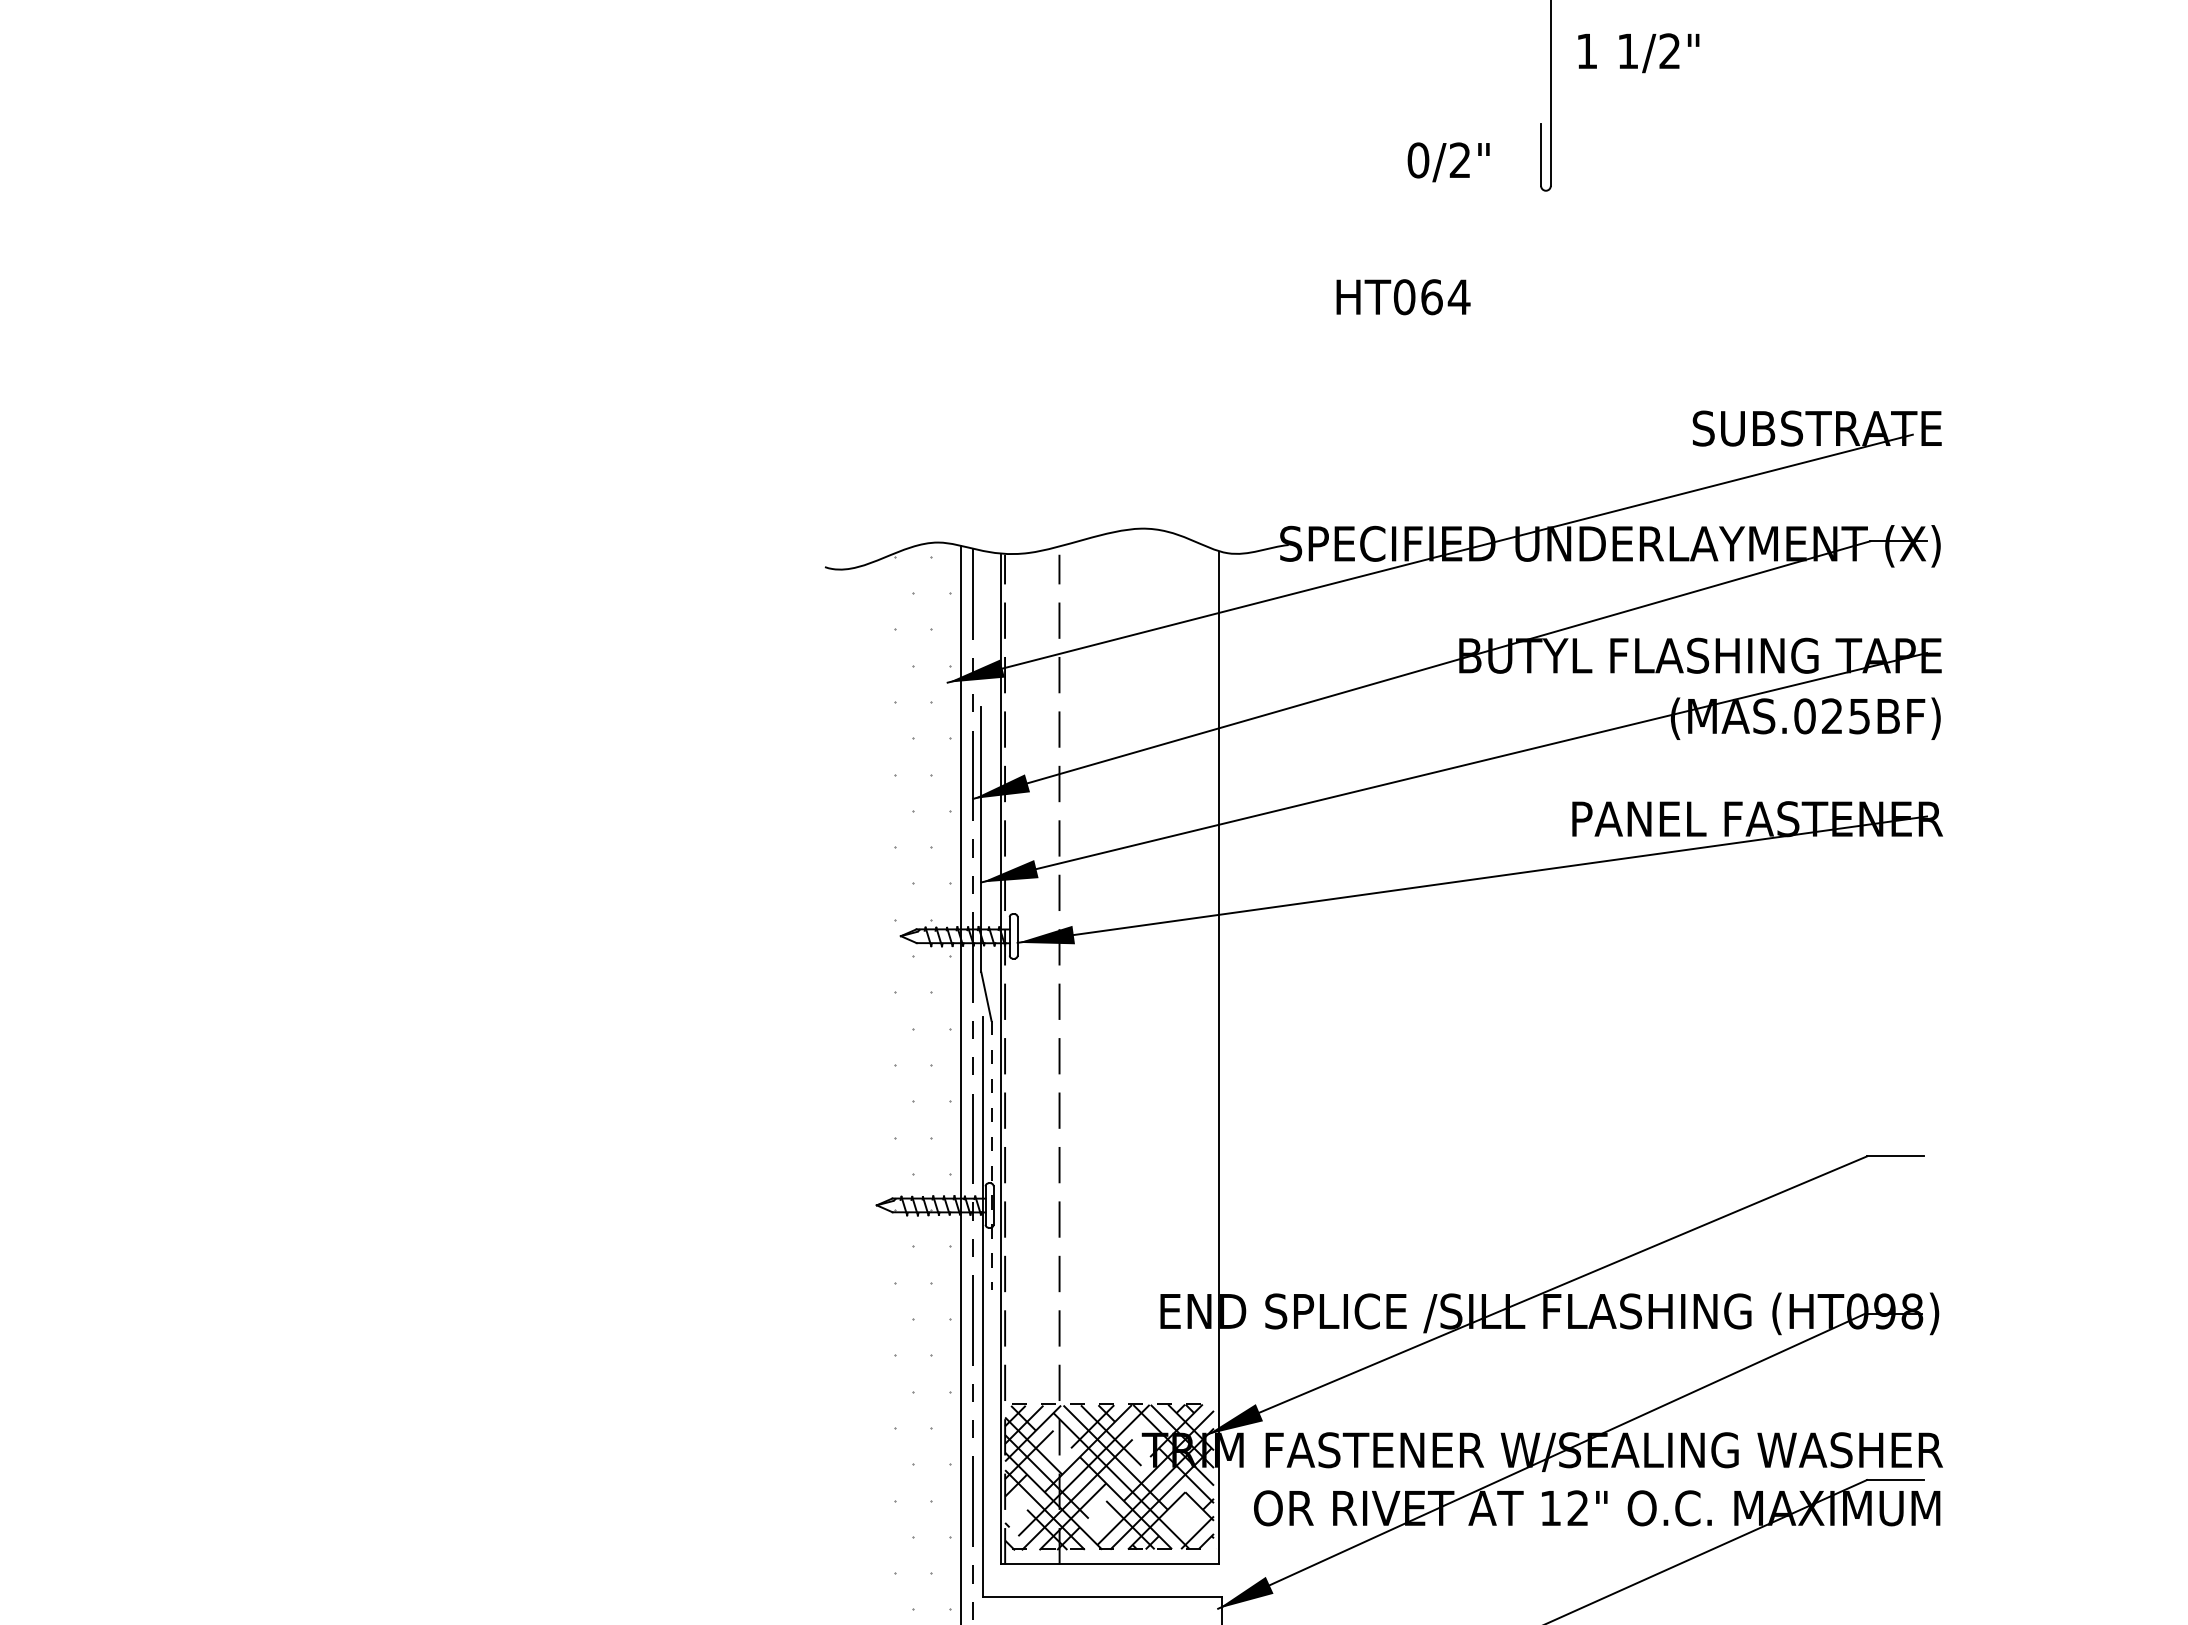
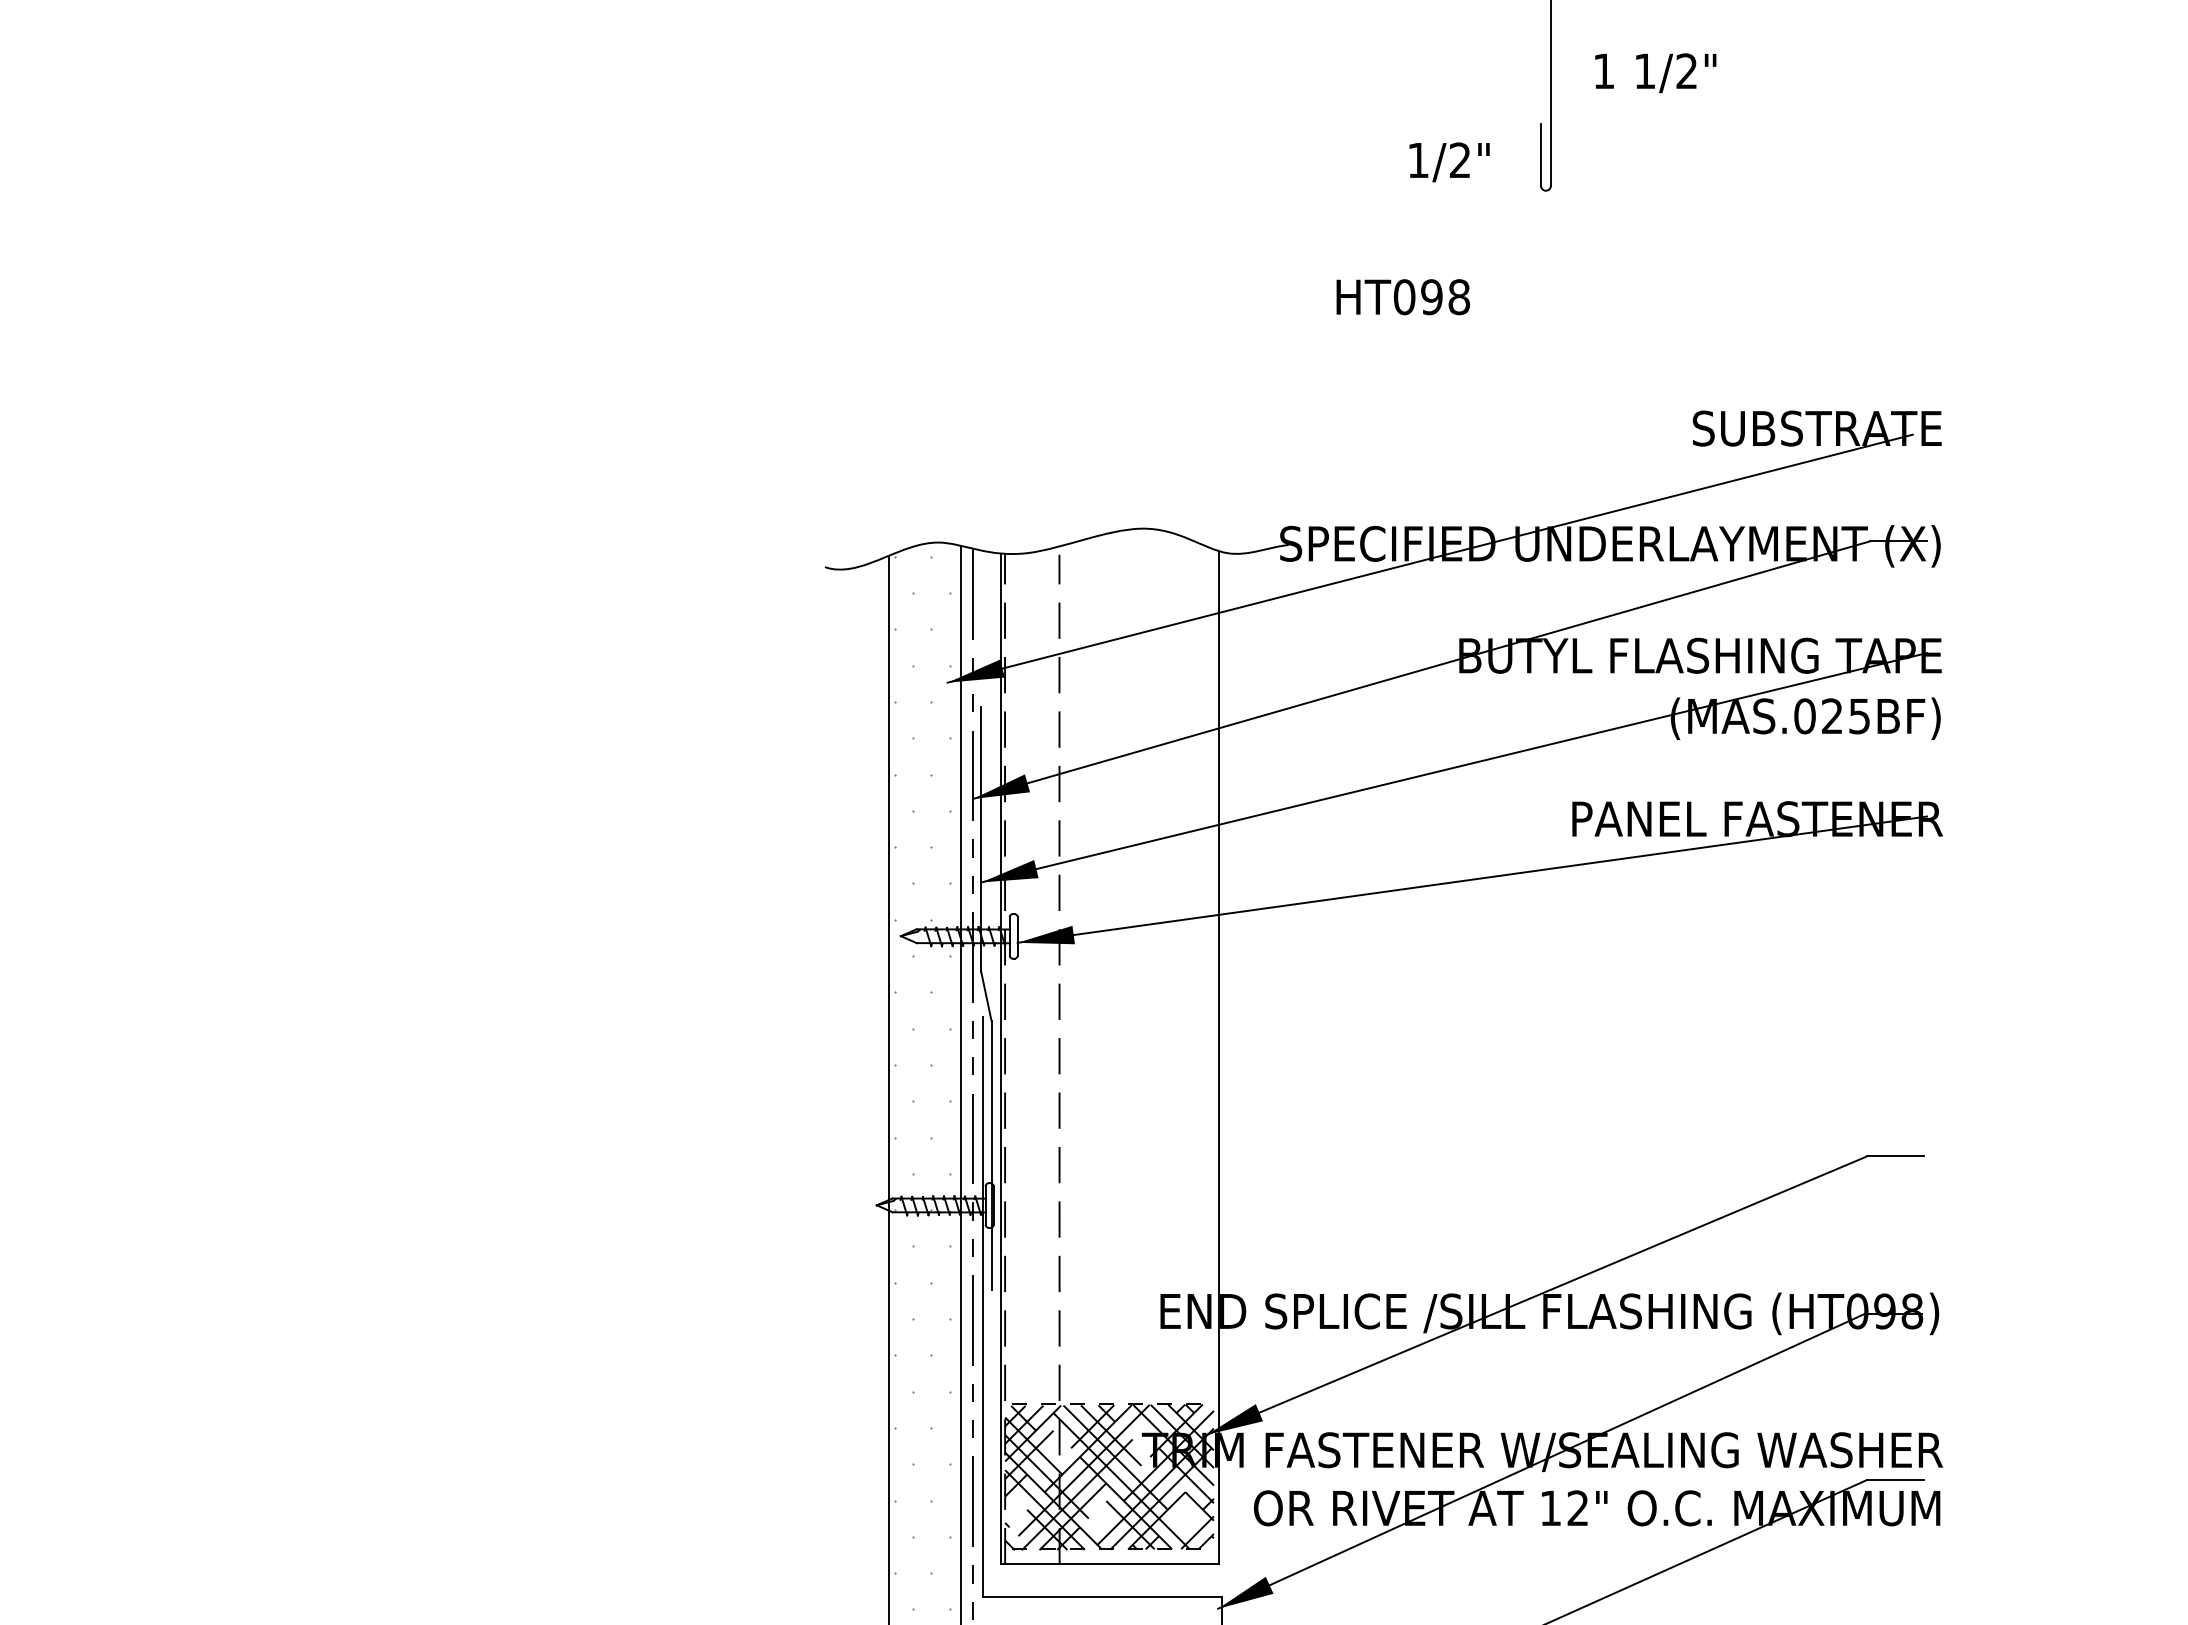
text position: (1638, 53) -> (1655, 73) (1655, 73)
text: 0/2" -> 1/2" (1418, 160)
text: HT064 -> HT098 (1445, 297)
line: none -> present (888, 1088)
line: dashed -> solid (991, 1155)
